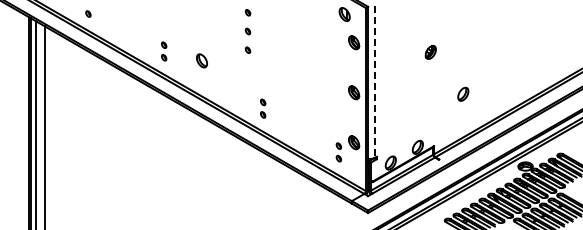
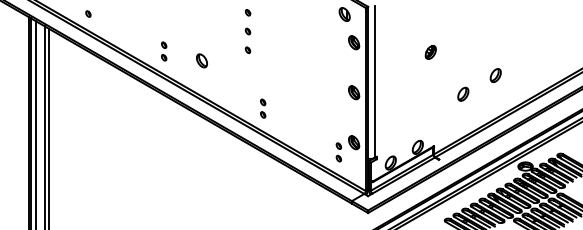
part: none -> present (495, 75)
line: dashed -> solid (374, 82)
line: none -> present (48, 127)
